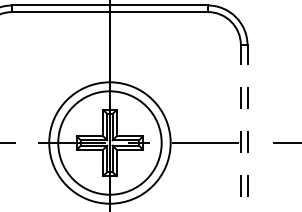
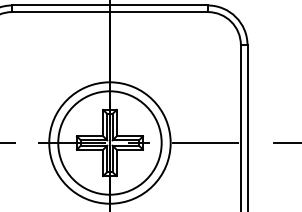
line: dashed -> solid (240, 128)
line: dashed -> solid (247, 128)
